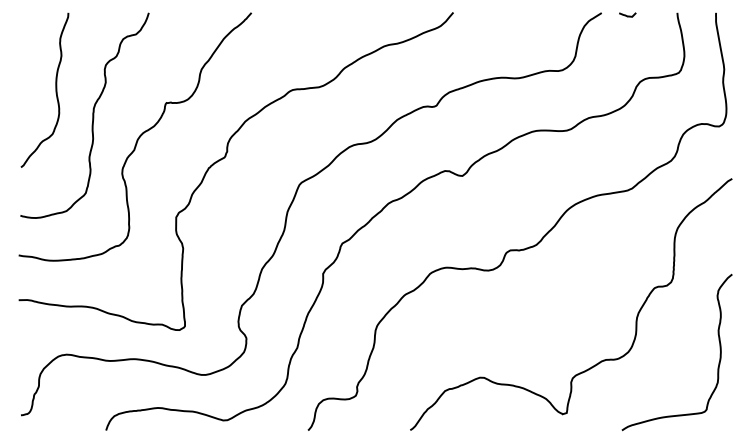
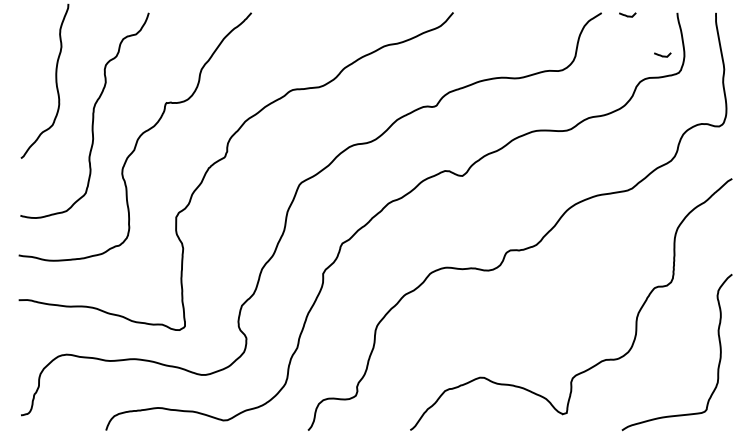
curve: none -> present (662, 55)
curve position: (55, 89) -> (55, 80) (55, 80)
